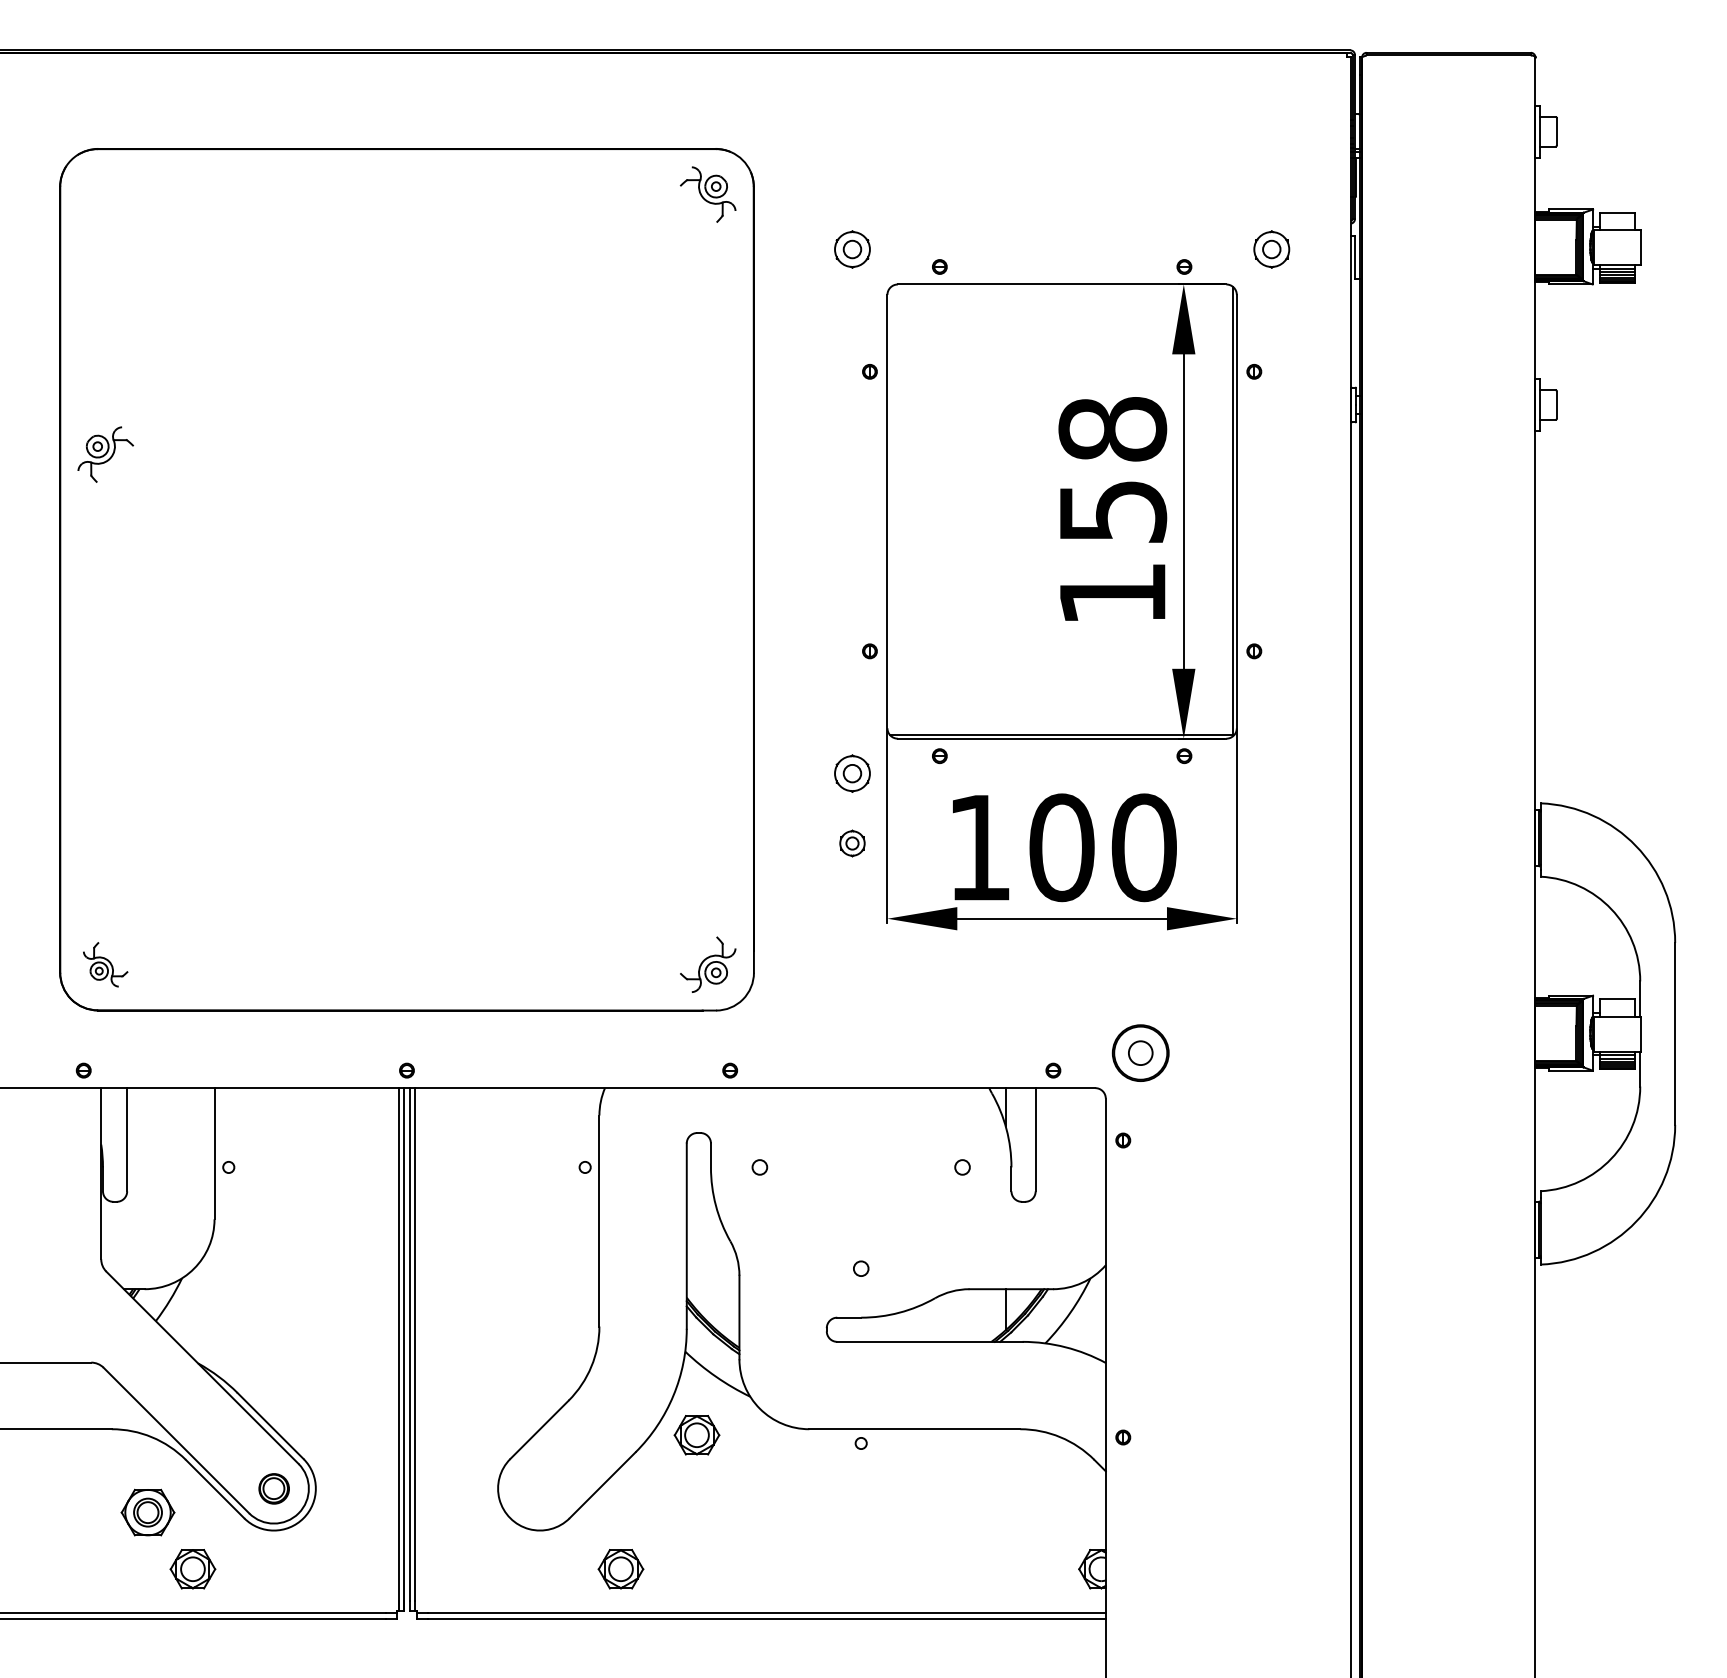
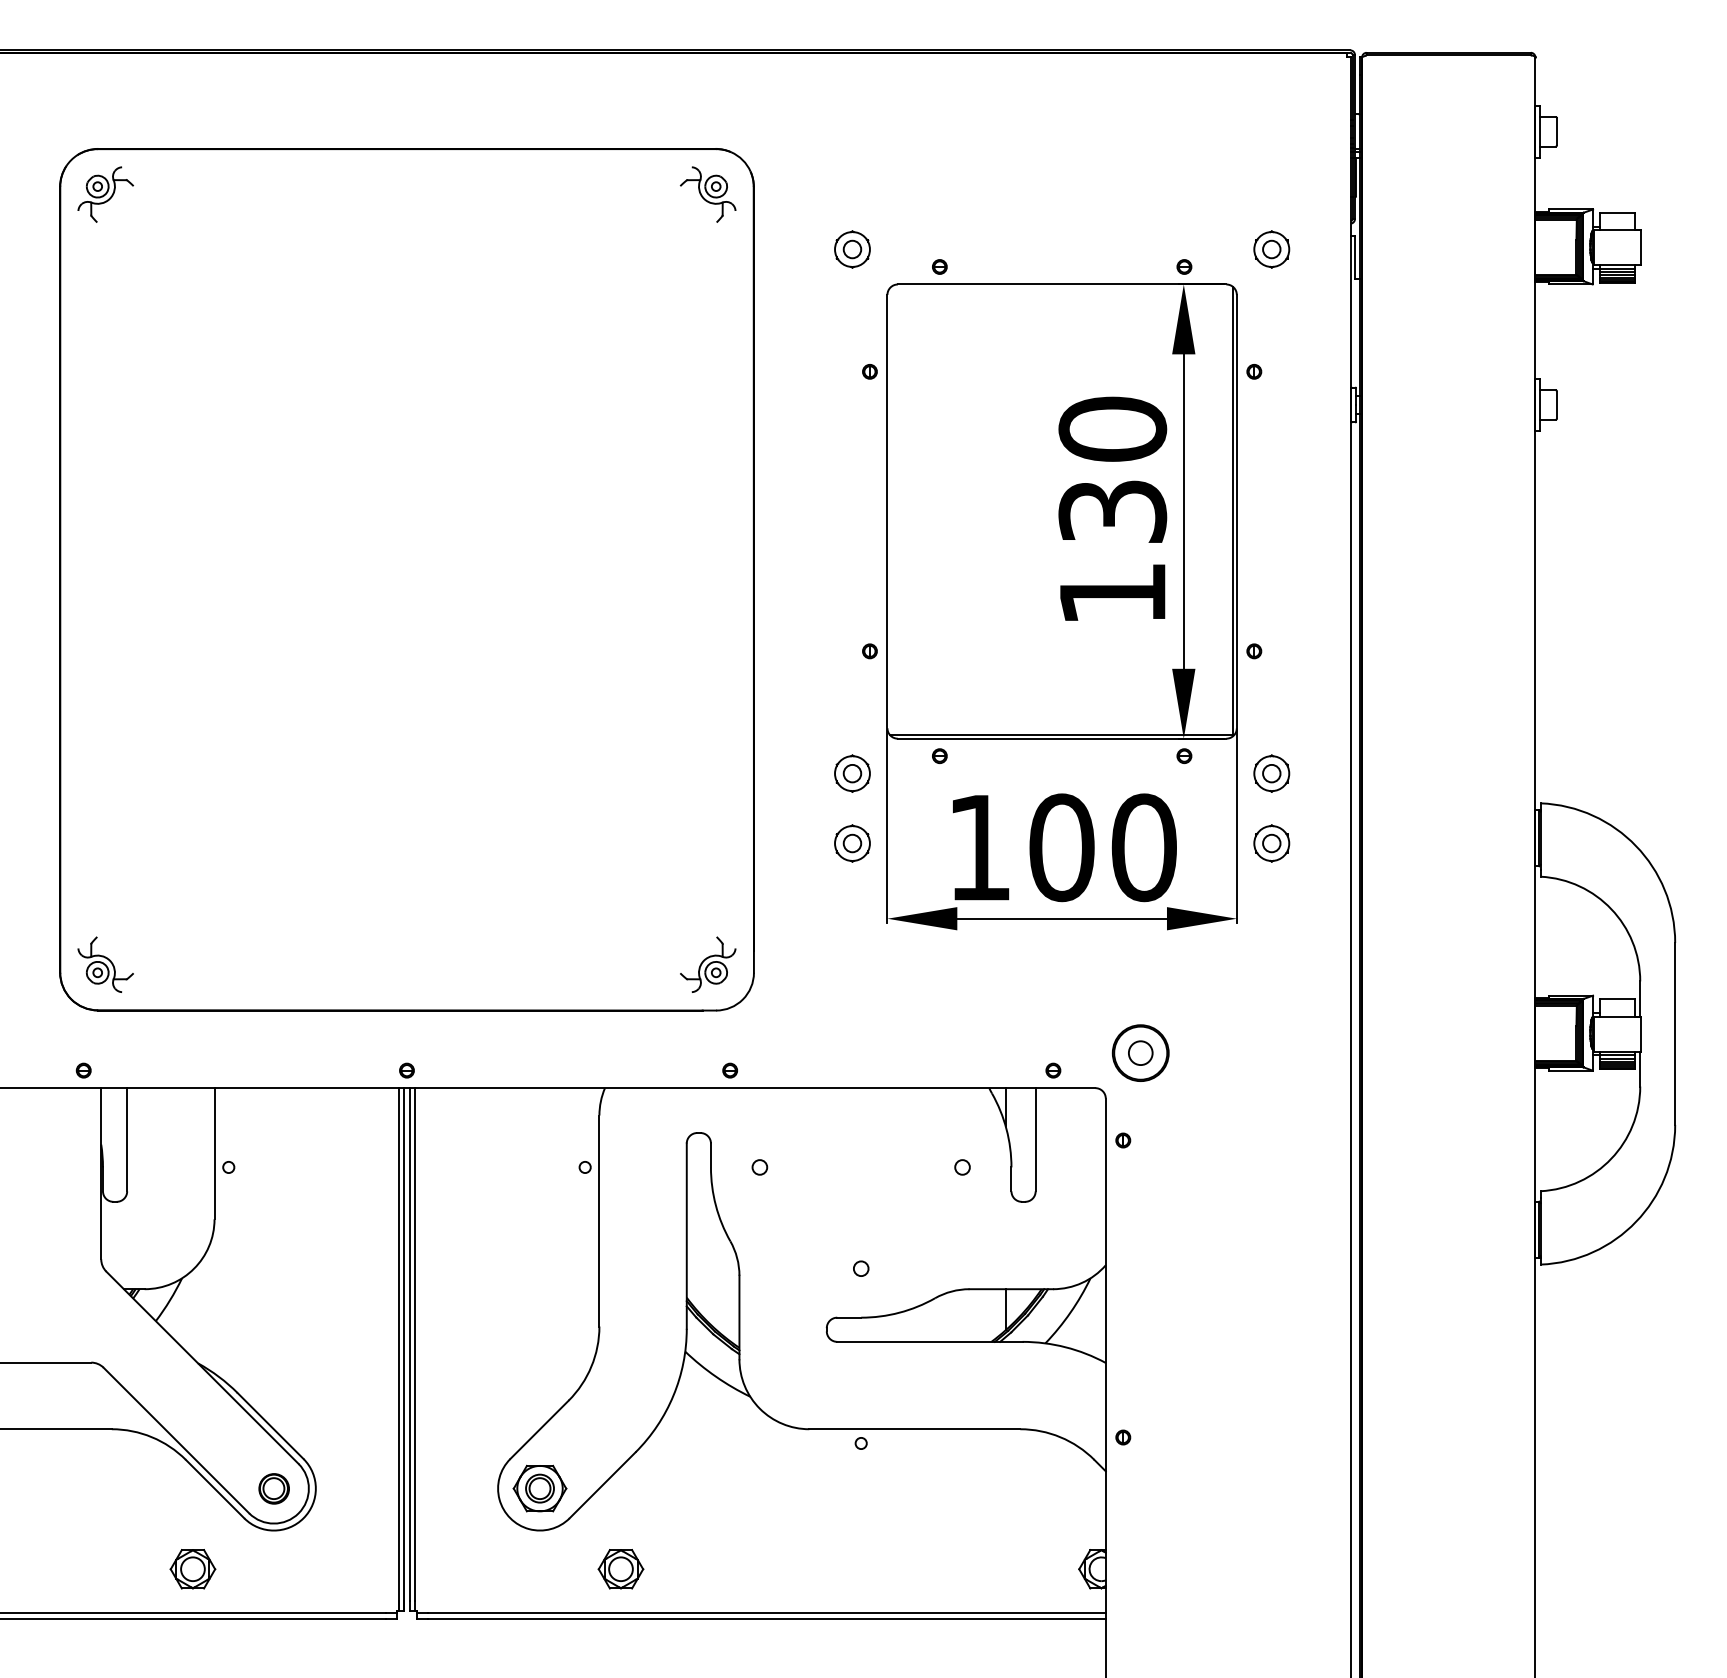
part position: (105, 454) -> (105, 194) (105, 194)
text: 158 -> 130 (1112, 469)
part: none -> present (1271, 773)
part size: 27x29 px -> 37x39 px (852, 843)
part: none -> present (1271, 843)
part size: 46x46 px -> 57x57 px (105, 964)
part: present -> none (696, 1435)
part position: (147, 1512) -> (539, 1488) (539, 1488)
